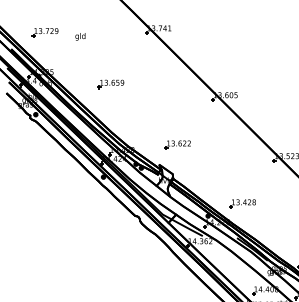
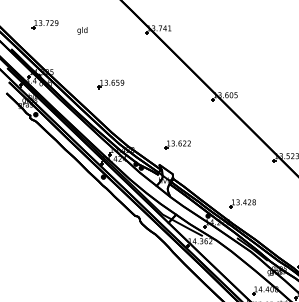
part position: (44, 32) -> (44, 24) (44, 24)
text position: (80, 36) -> (82, 30) (82, 30)
